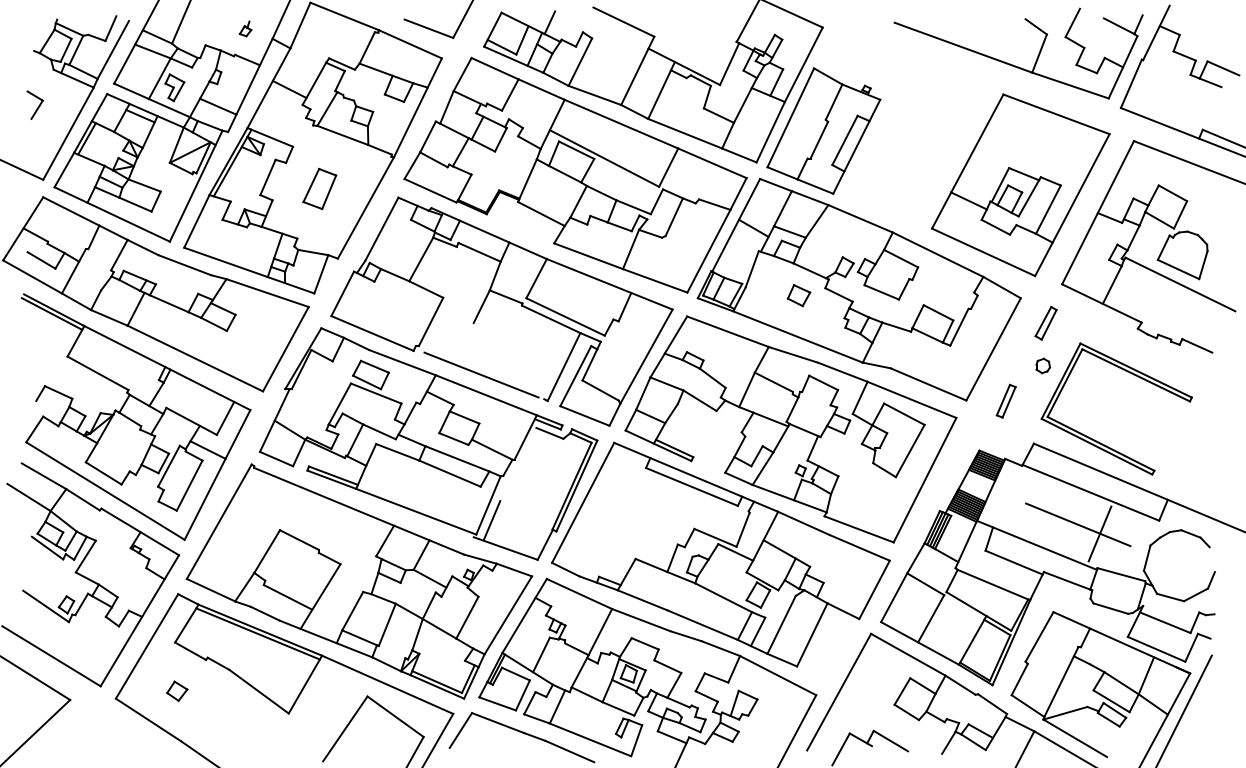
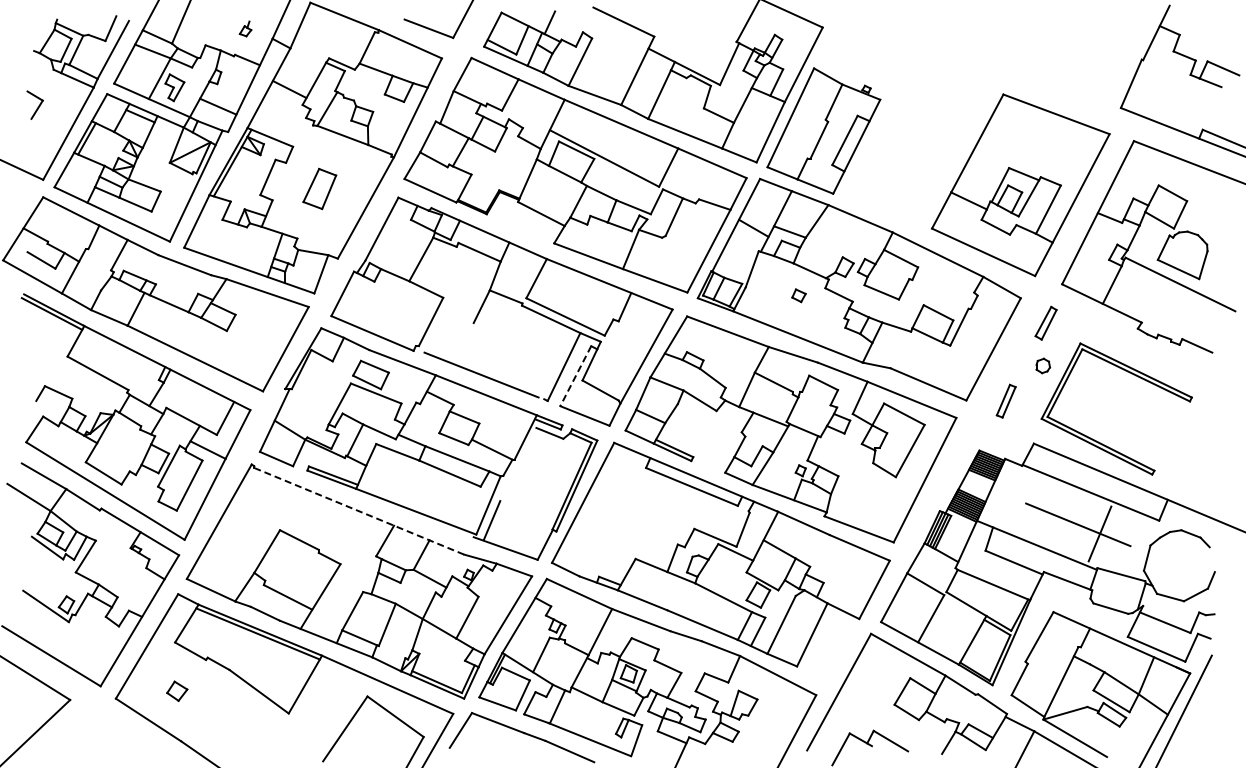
part: present -> none (1013, 64)
part size: 26x24 px -> 16x16 px (798, 295)
line: solid -> dashed (575, 376)
line: solid -> dashed (358, 511)
